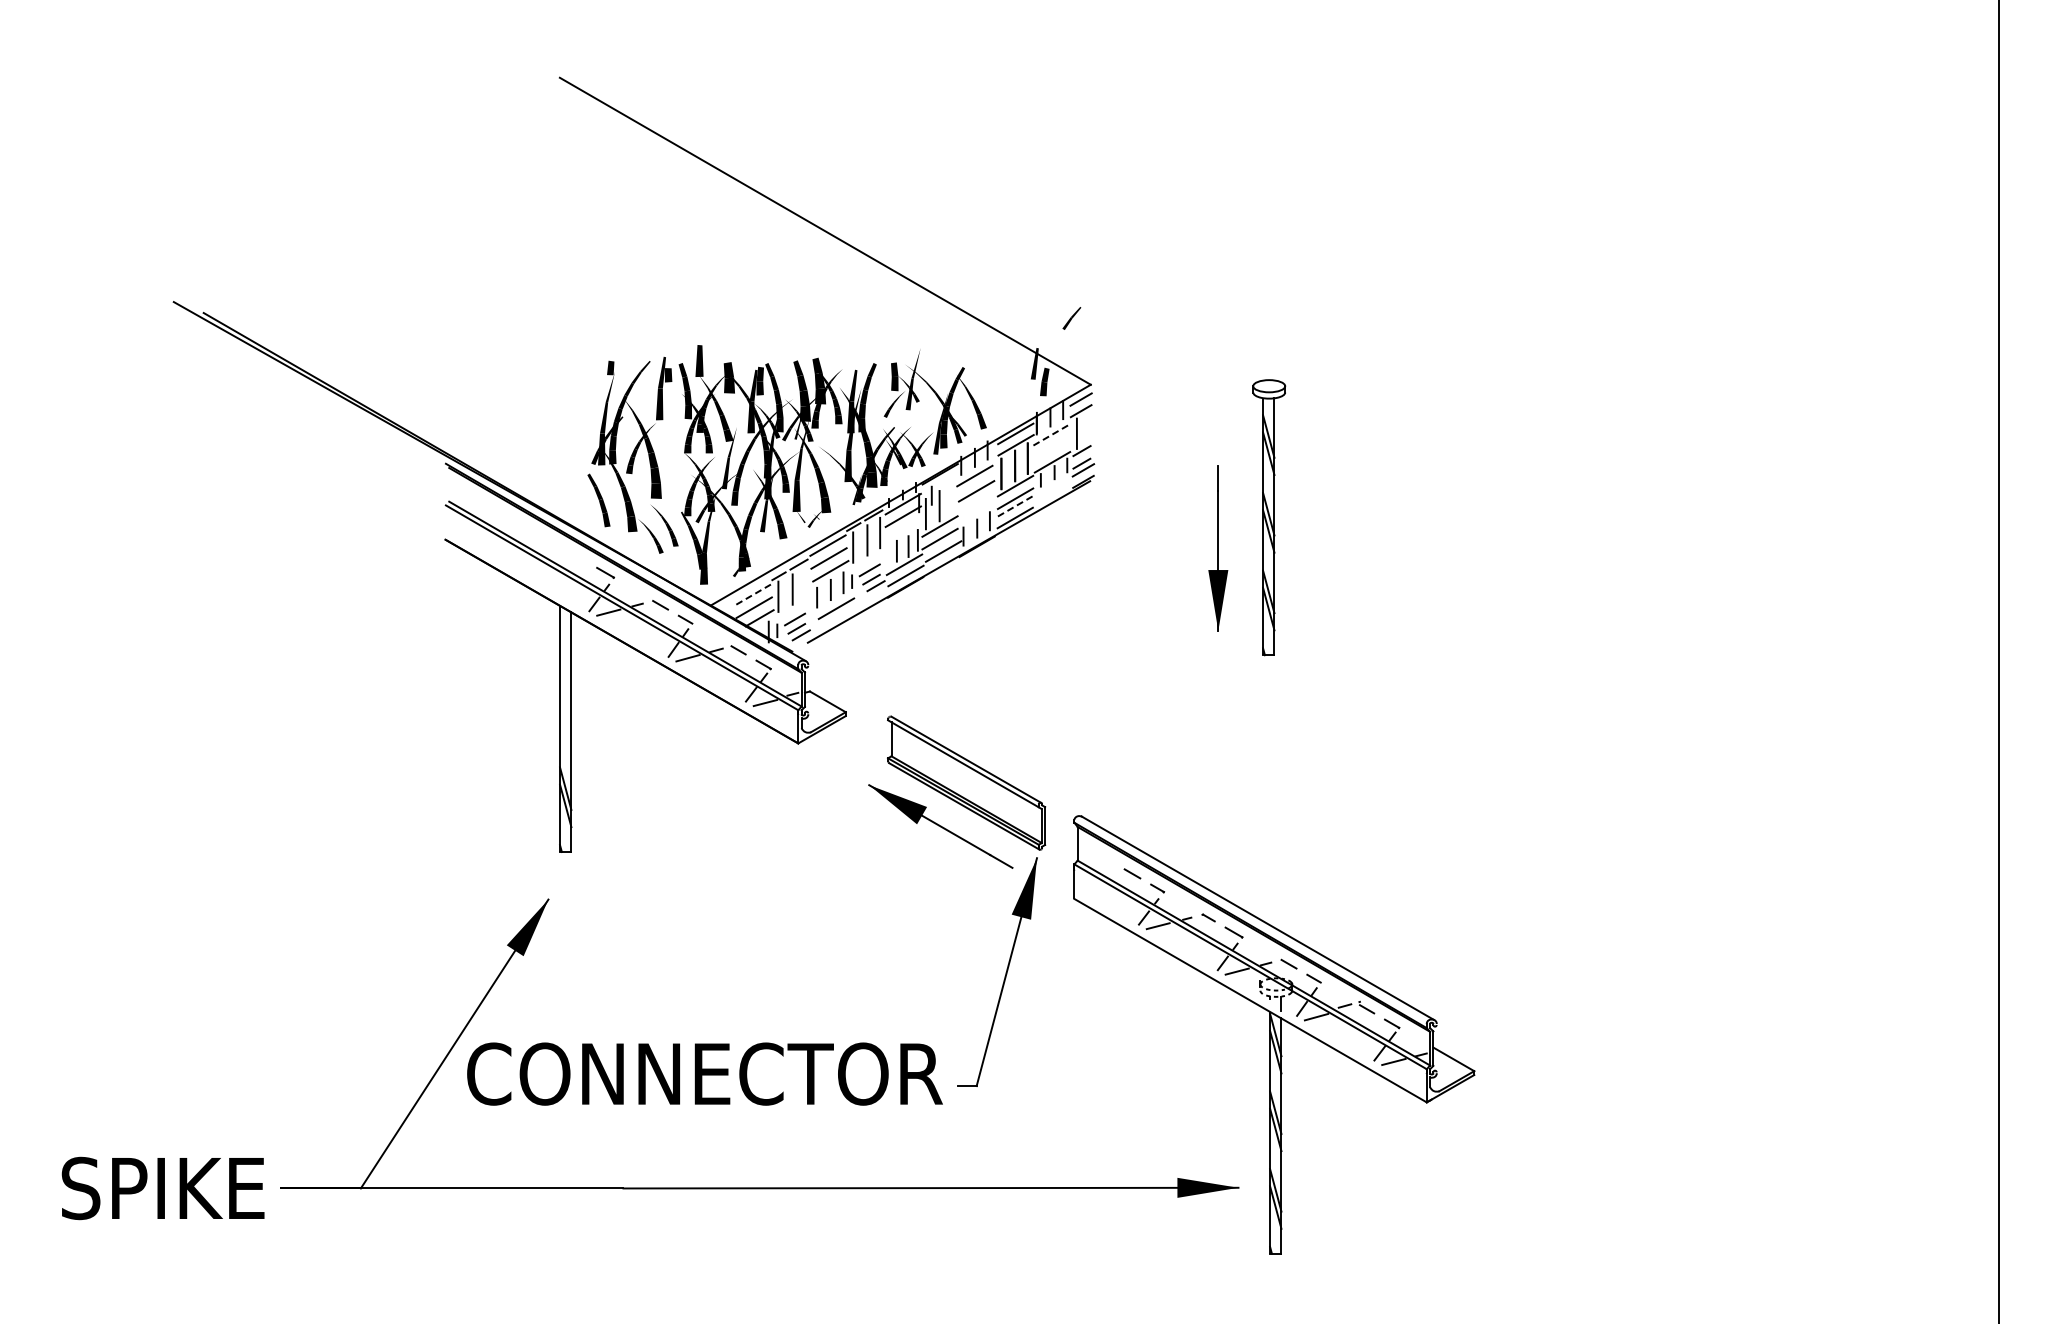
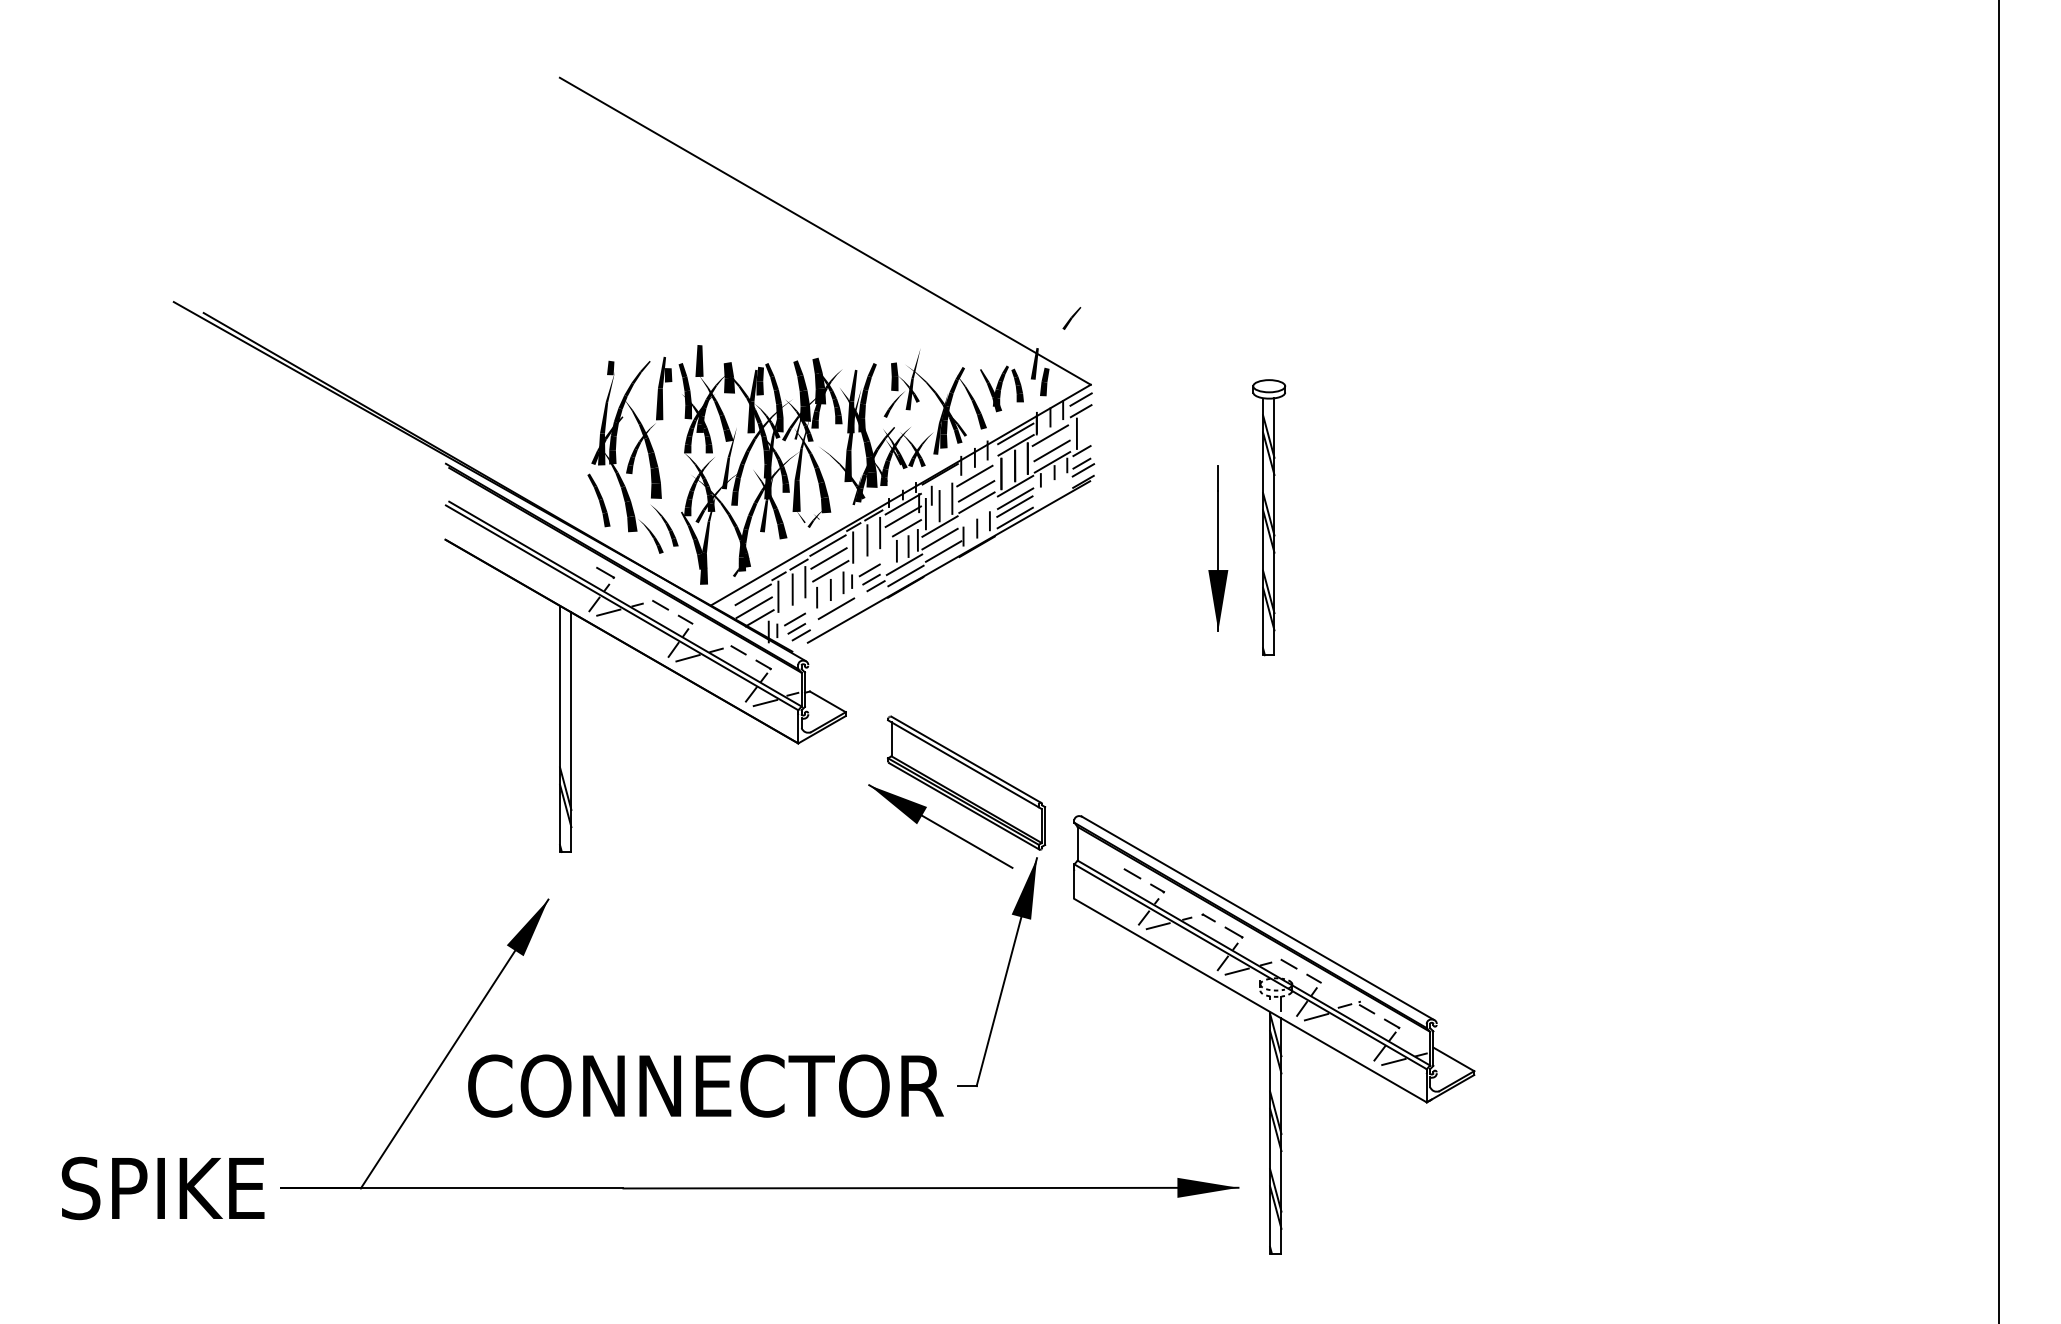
part: none -> present (1001, 388)
line: dashed -> solid (1049, 435)
line: none -> present (1051, 450)
line: none -> present (952, 498)
line: none -> present (976, 502)
line: dashed -> solid (1014, 506)
line: none -> present (906, 528)
line: none -> present (805, 582)
line: dashed -> solid (752, 595)
text position: (704, 1073) -> (705, 1085) (705, 1085)
